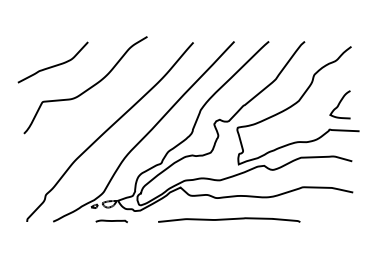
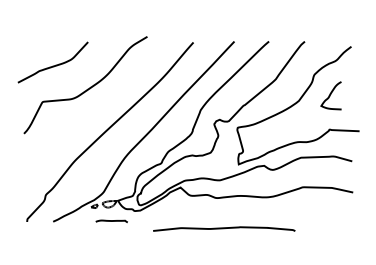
curve position: (339, 104) -> (330, 95) (330, 95)
curve position: (229, 219) -> (224, 228) (224, 228)
